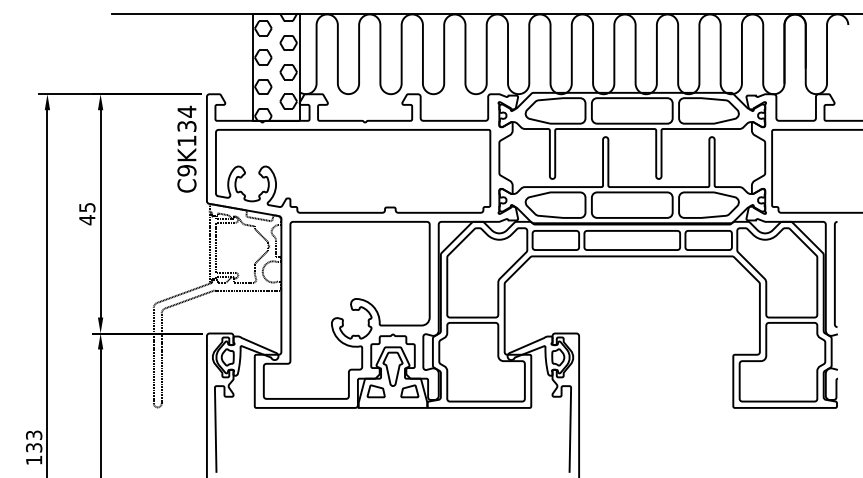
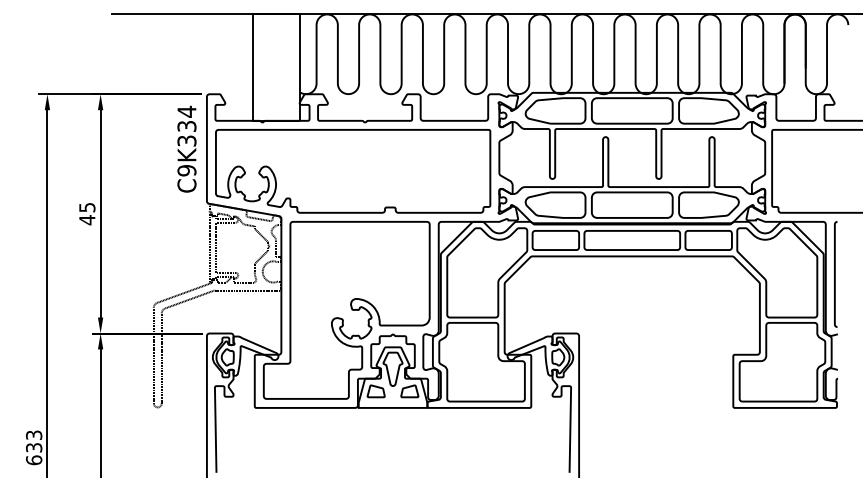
hatch: present -> none (275, 67)
text: C9K134 -> C9K334 (186, 140)
text: 133 -> 633 (34, 460)
